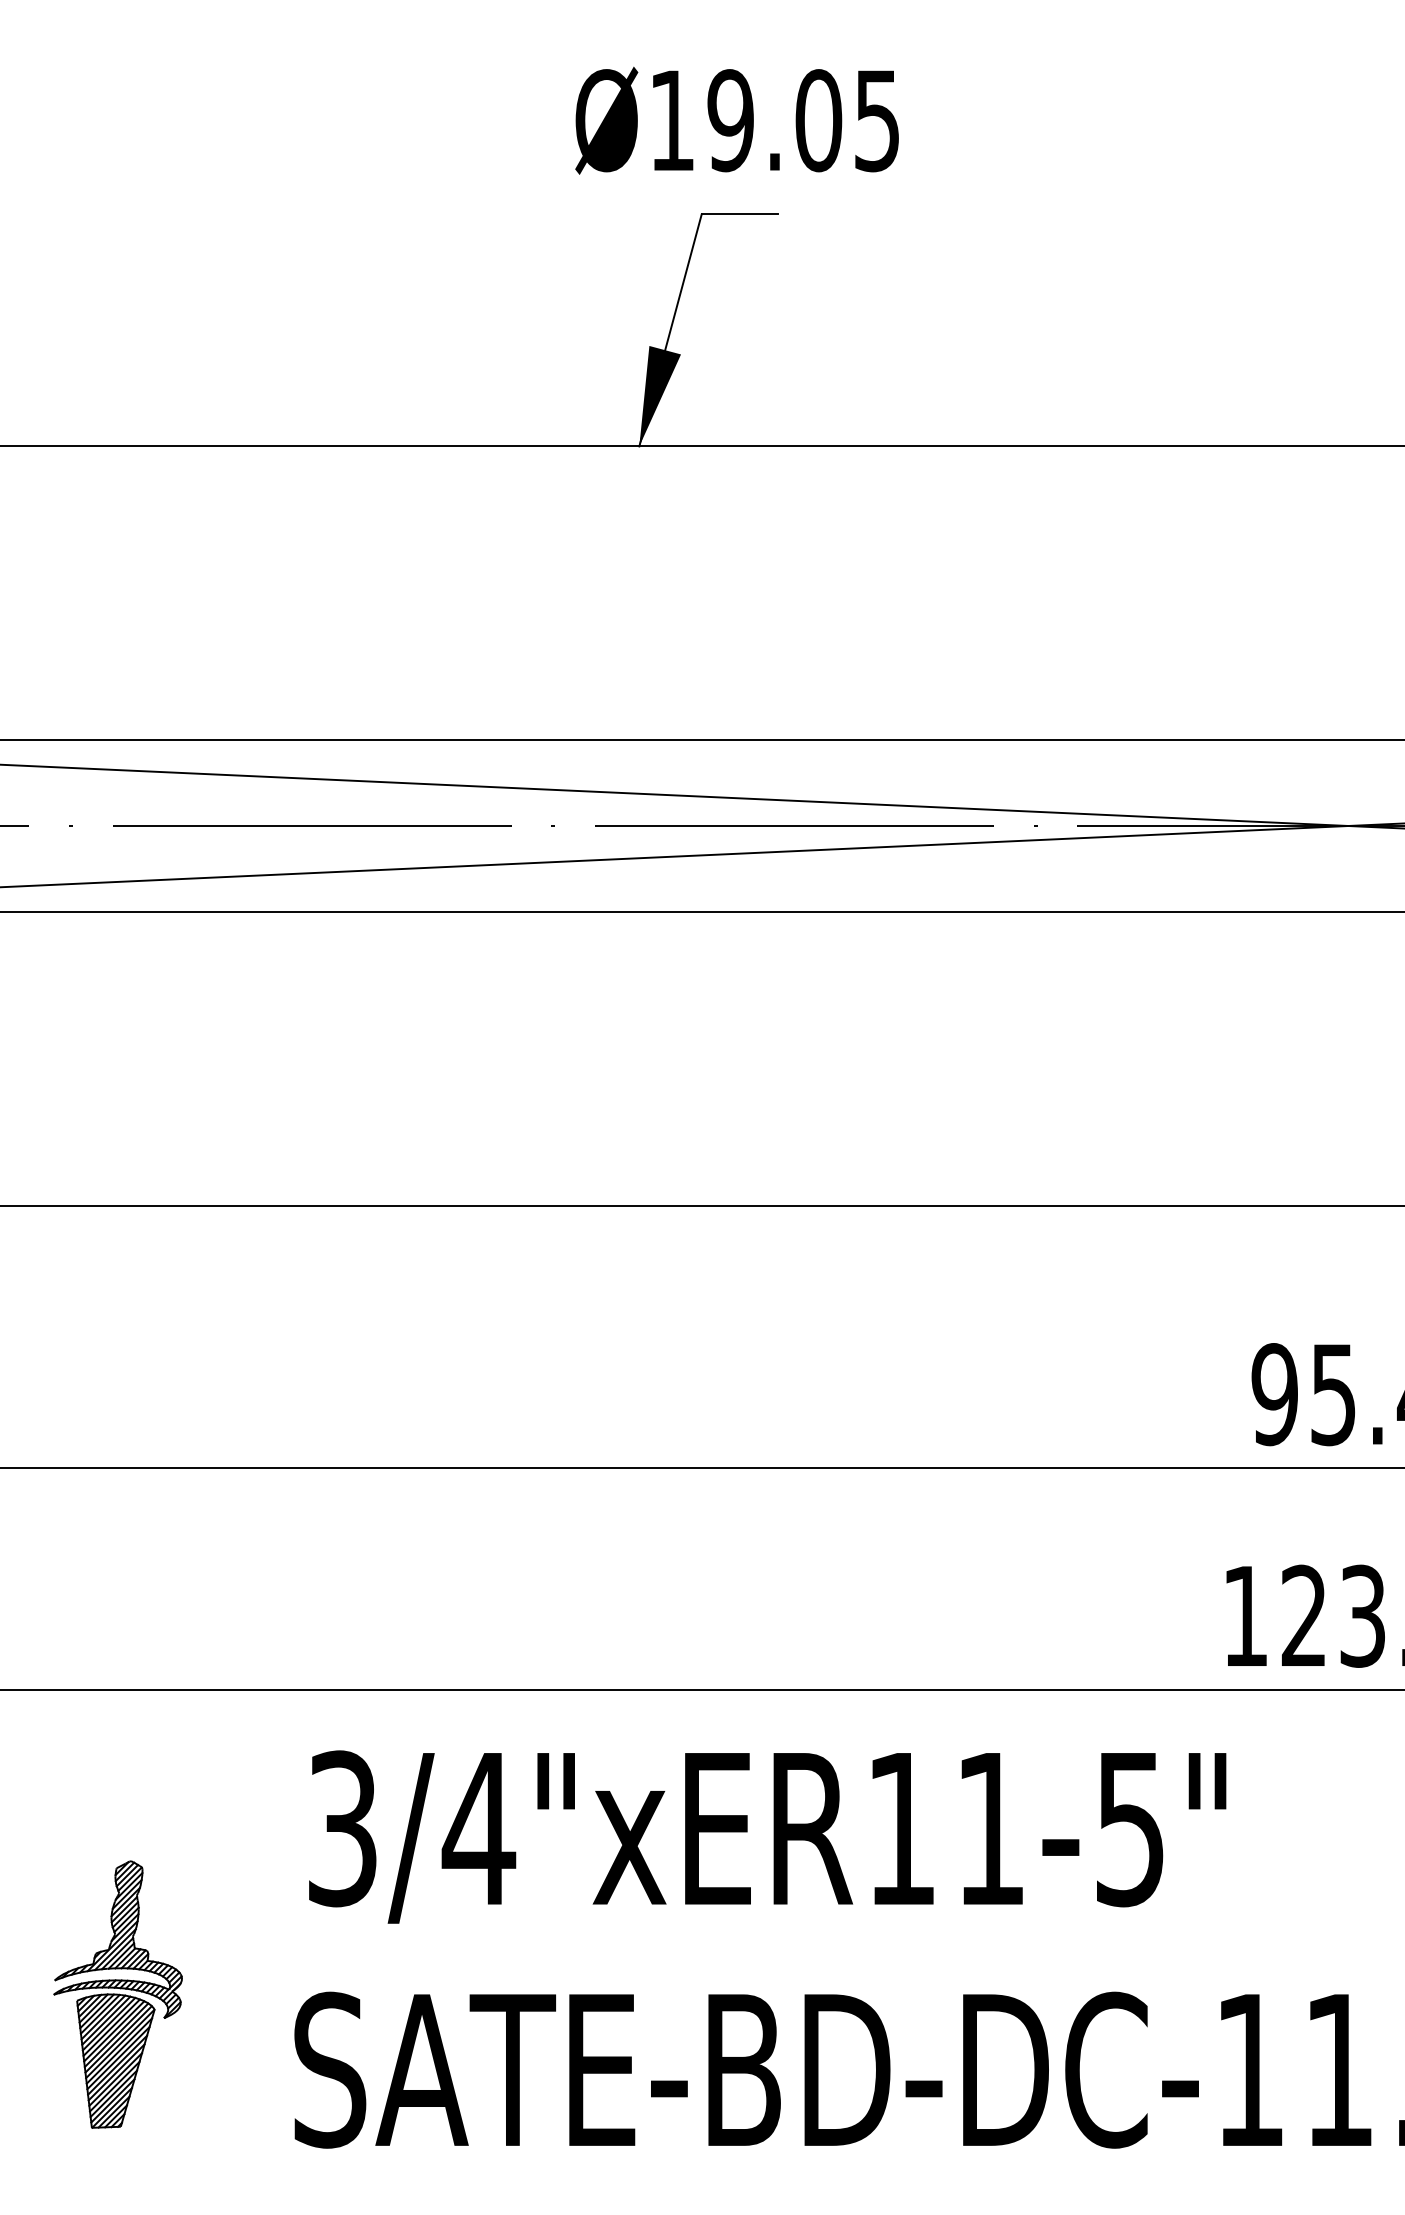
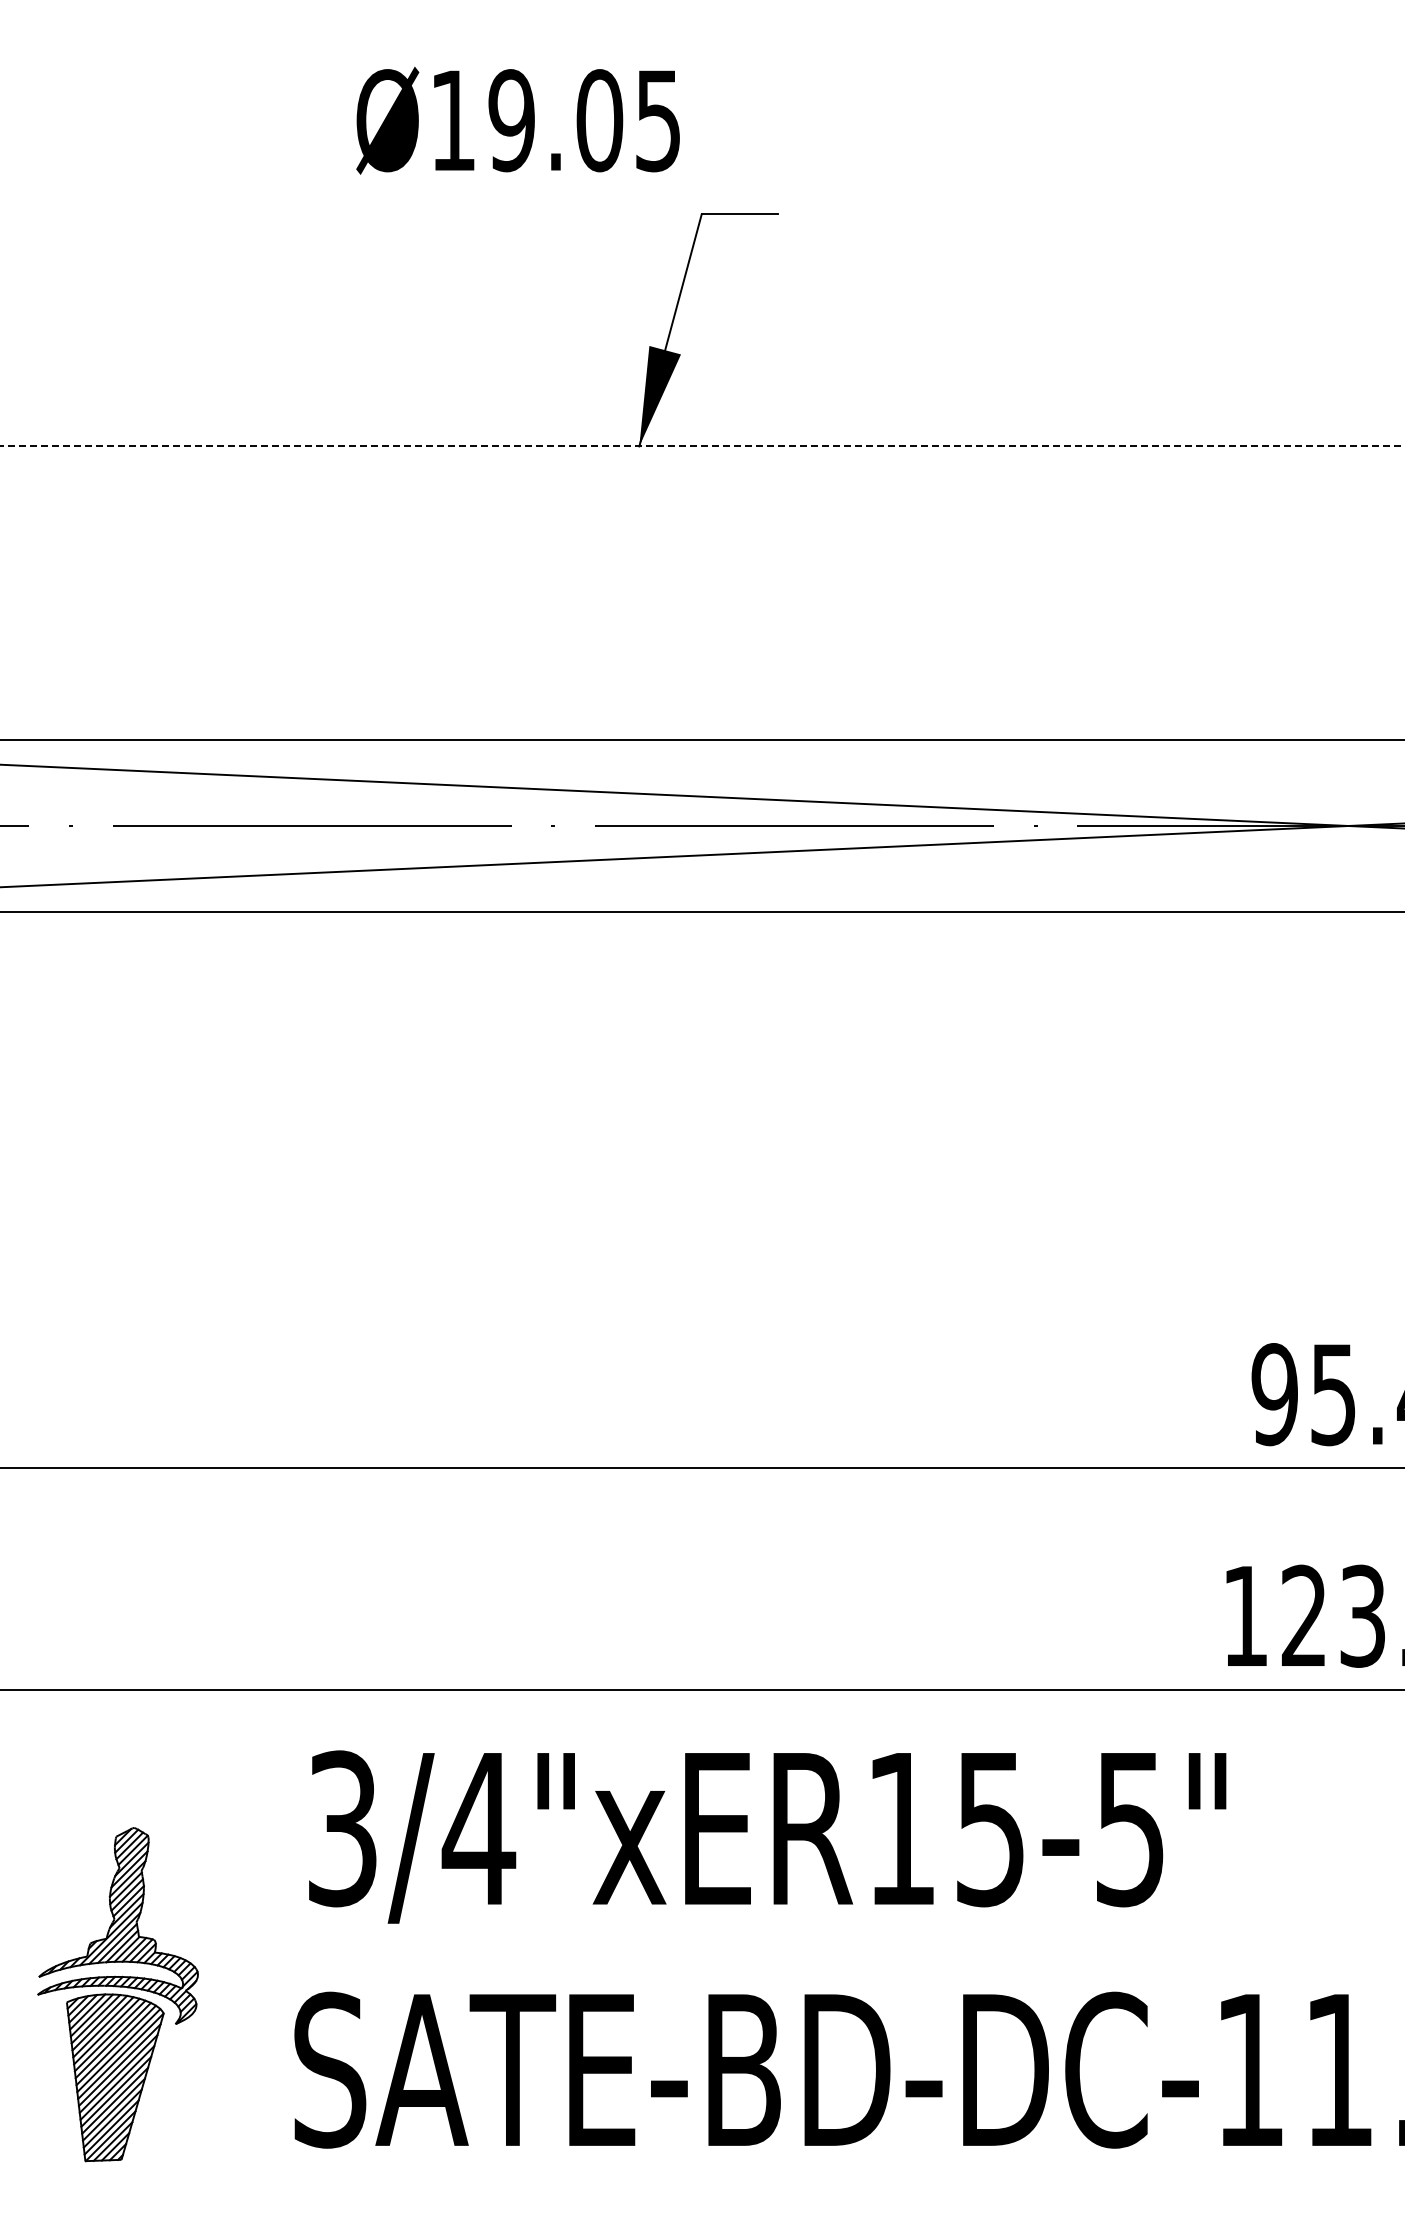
text position: (736, 120) -> (517, 120) (517, 120)
line: solid -> dashed (702, 446)
line: present -> none (701, 1205)
text: 3/4"xER11-5" -> 3/4"xER15-5" (990, 1830)
part size: 130x269 px -> 162x336 px (117, 1994)
